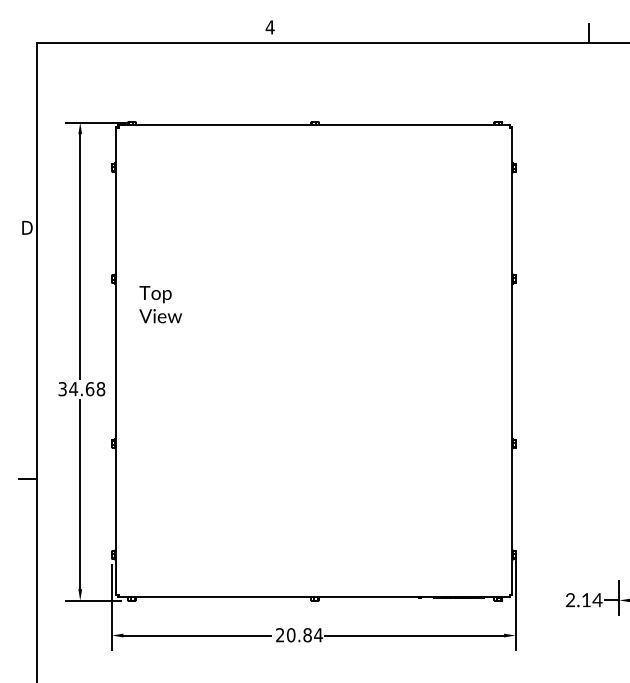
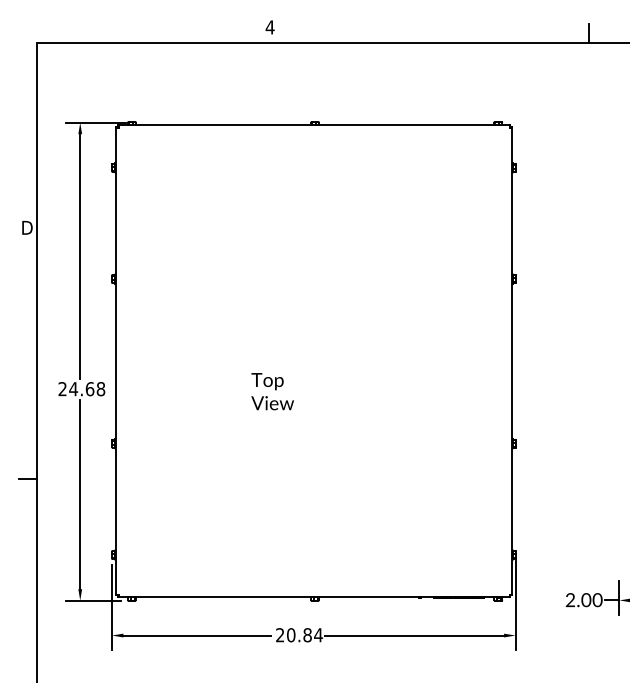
text position: (160, 304) -> (272, 391) (272, 391)
text: 34.68 -> 24.68 (62, 389)
text: 2.14 -> 2.00 (591, 600)
